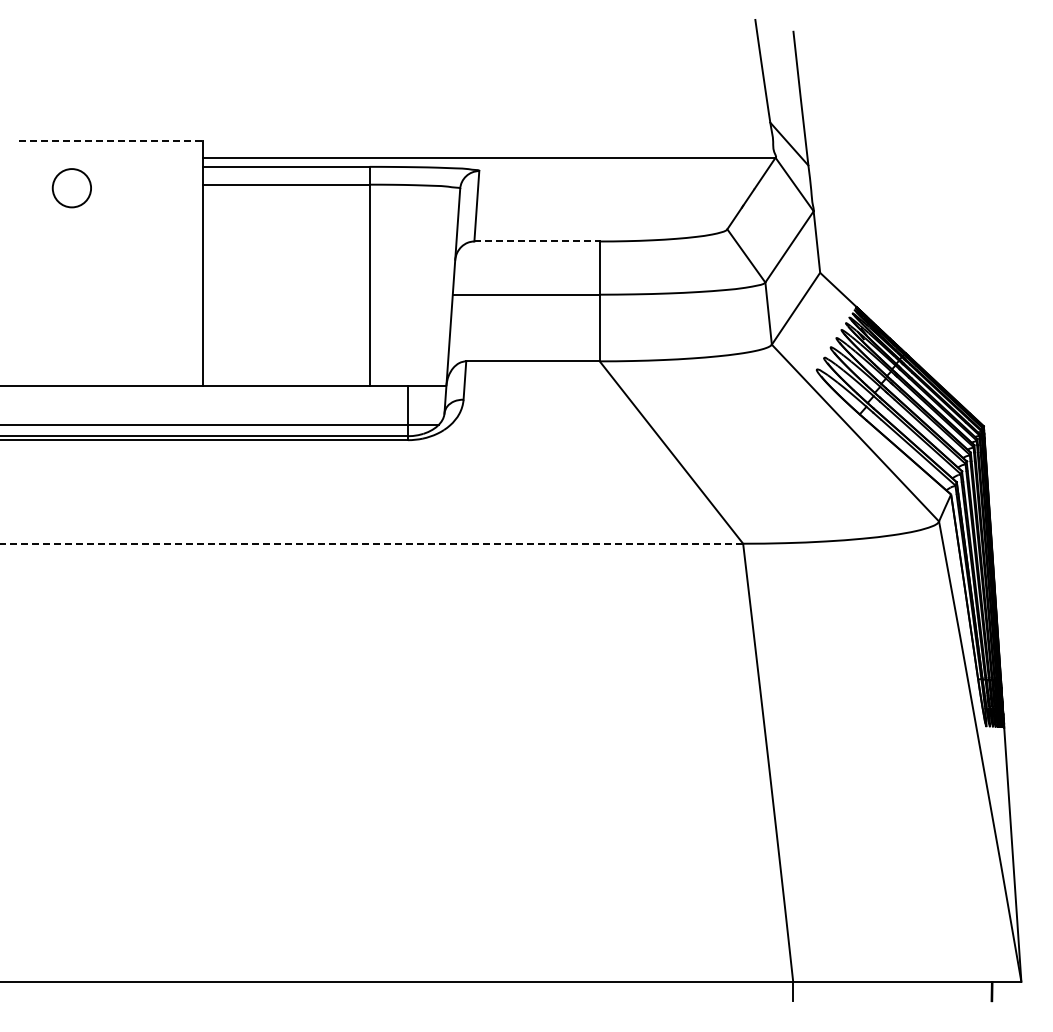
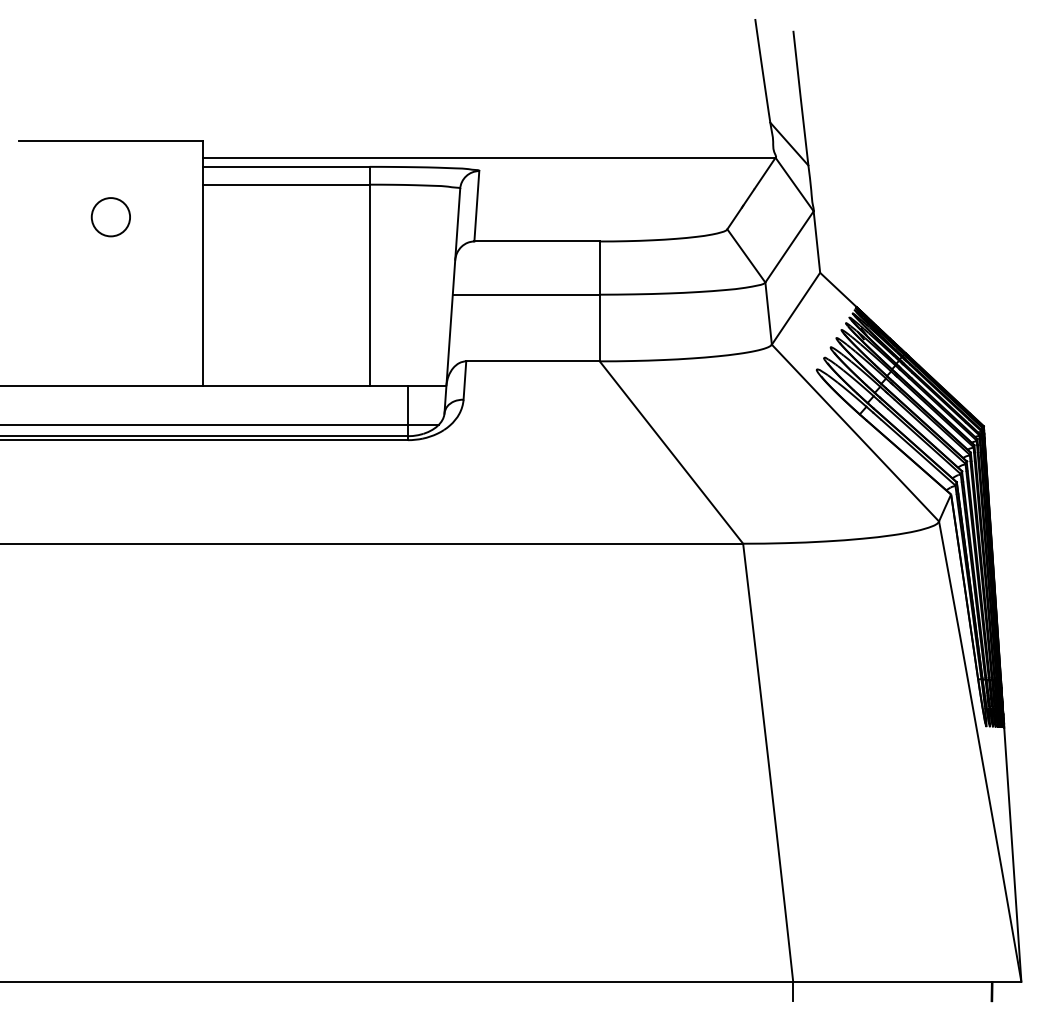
line: dashed -> solid (111, 140)
circle position: (71, 188) -> (110, 217) (110, 217)
line: dashed -> solid (537, 241)
line: dashed -> solid (371, 543)
